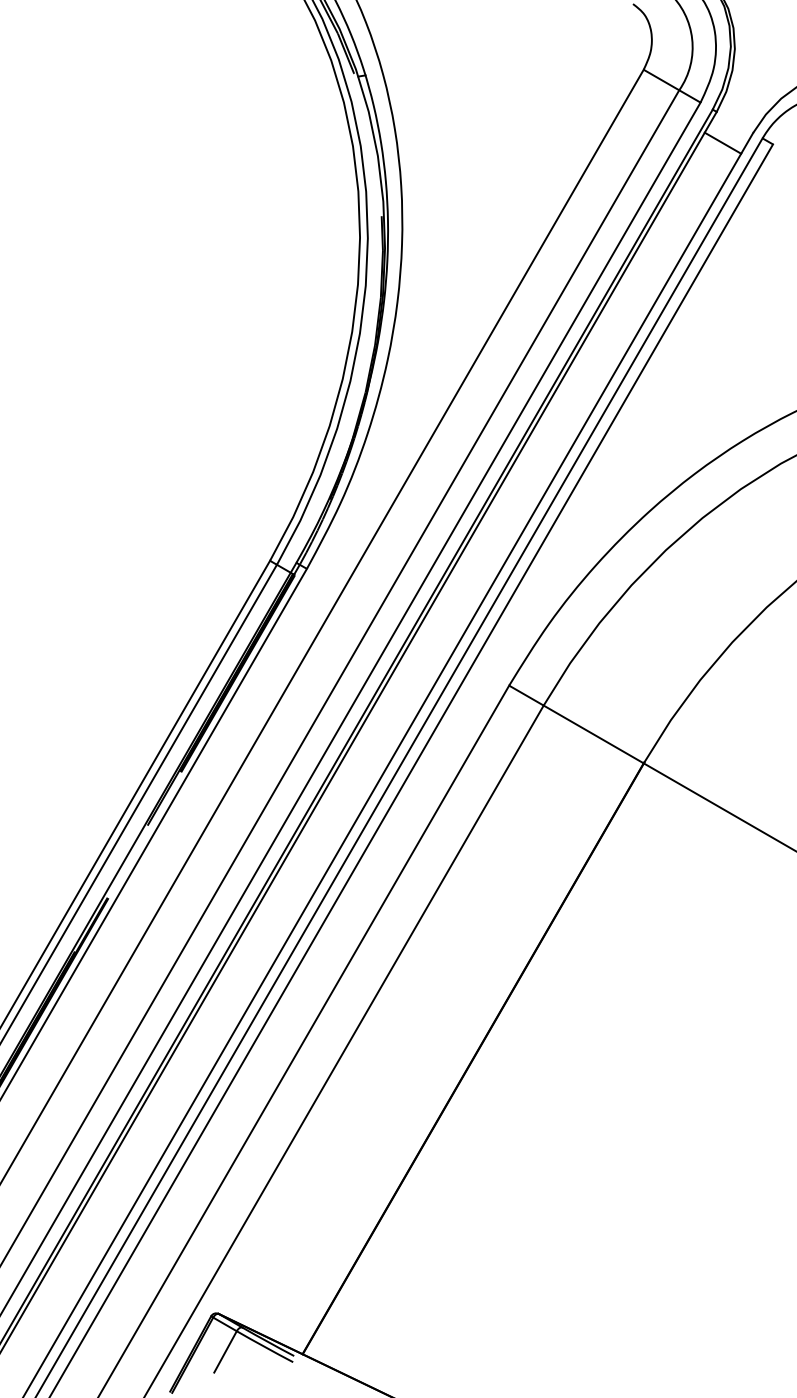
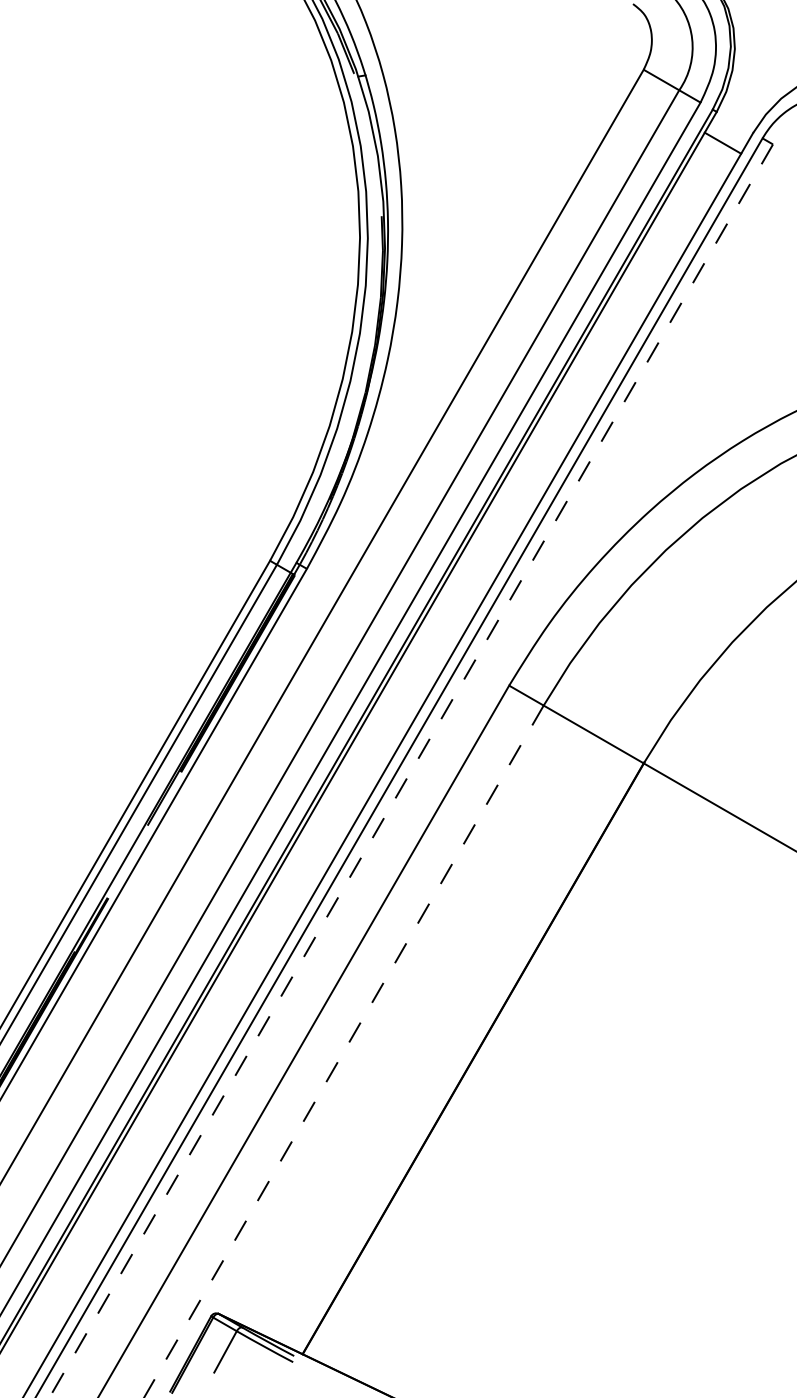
line: solid -> dashed (411, 771)
line: solid -> dashed (343, 1051)
